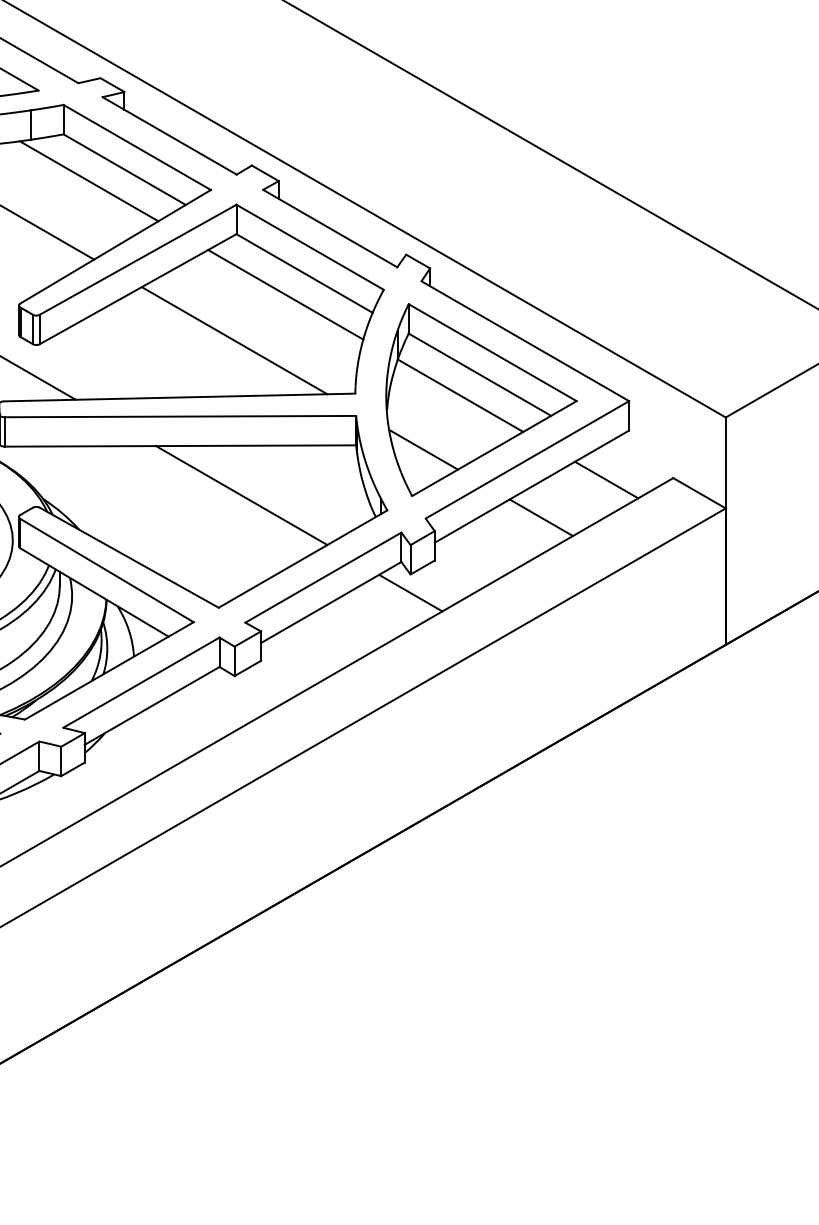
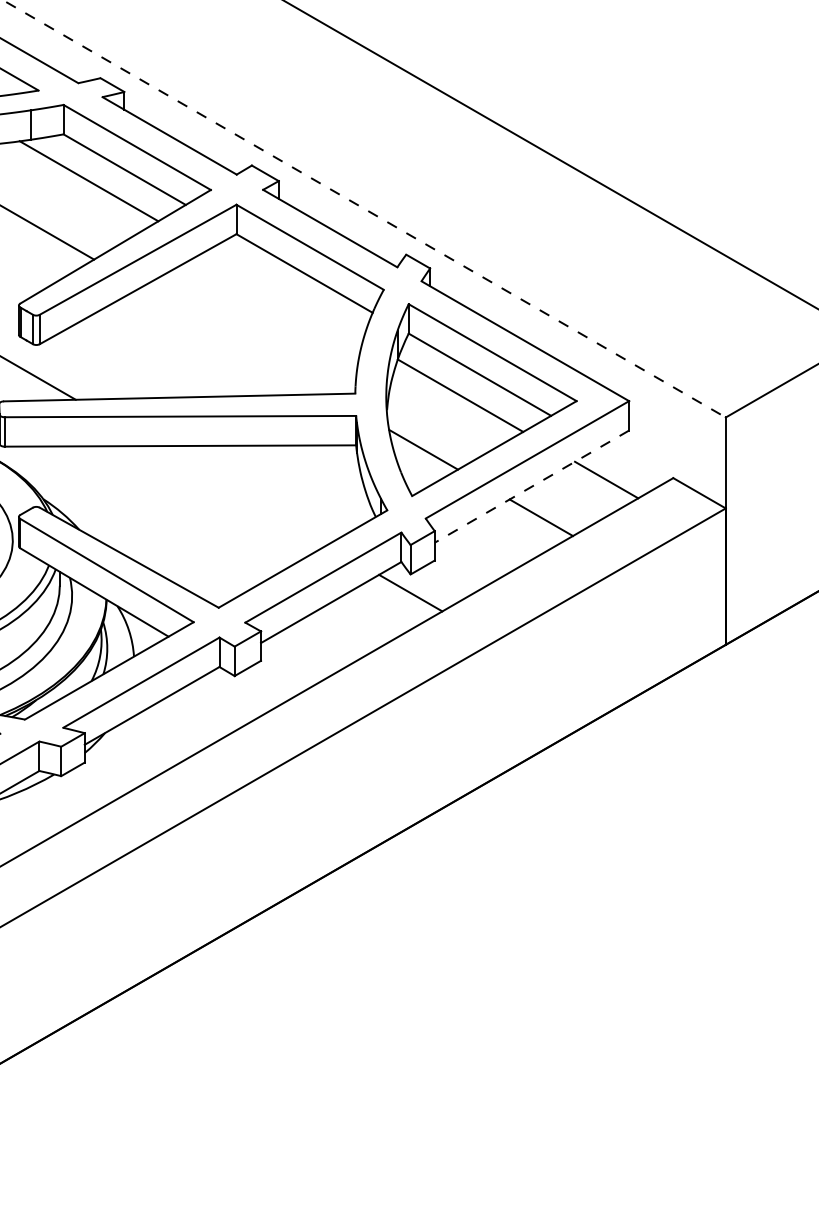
line: solid -> dashed (364, 209)
line: present -> none (285, 294)
line: present -> none (234, 340)
line: solid -> dashed (531, 486)
line: present -> none (241, 495)
